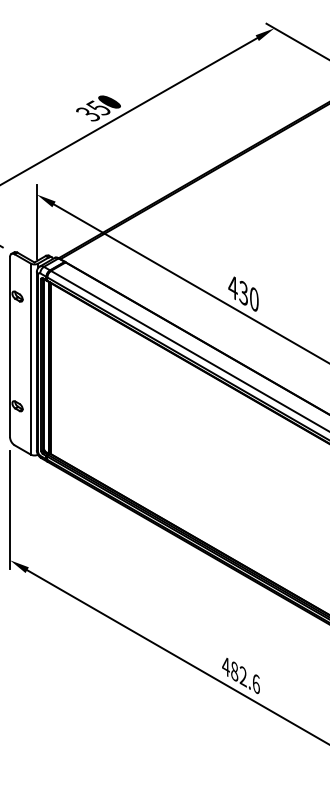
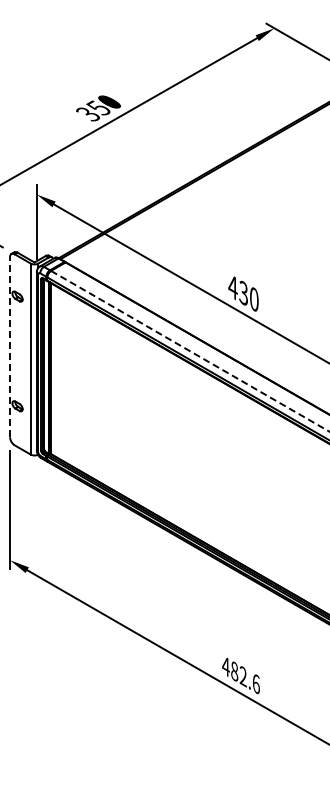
line: solid -> dashed (10, 346)
line: solid -> dashed (190, 351)
